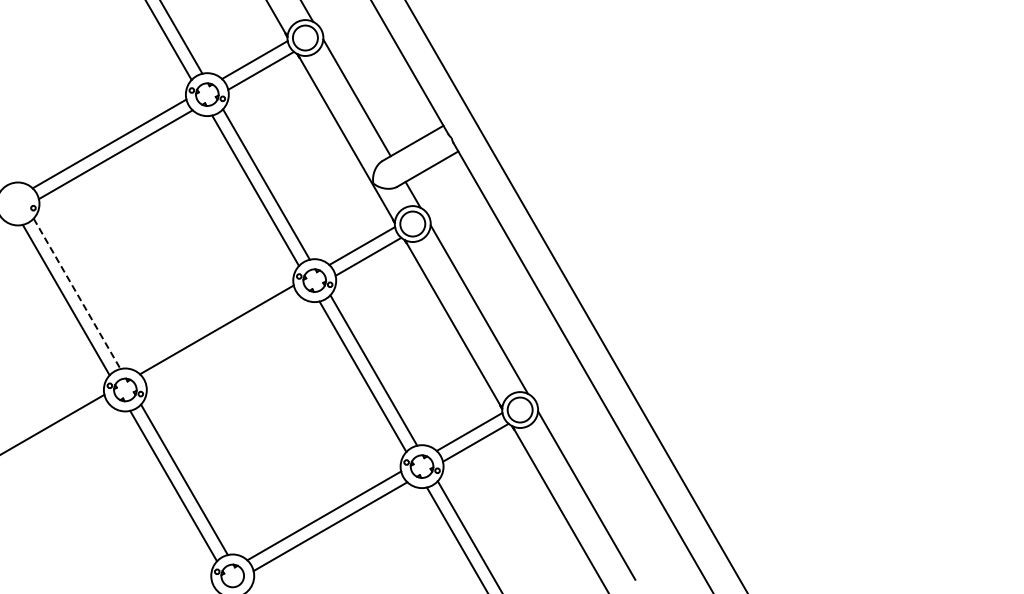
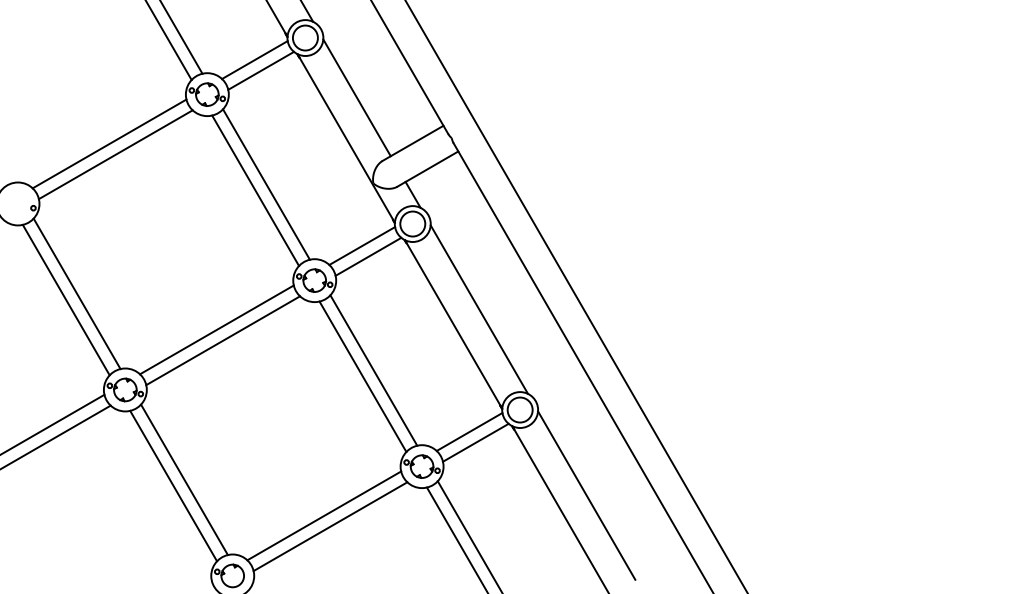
line: dashed -> solid (77, 293)
line: none -> present (223, 340)
line: none -> present (56, 436)
